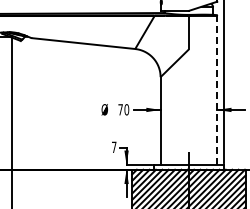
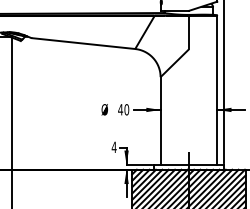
line: dashed -> solid (217, 89)
text: 70 -> 40 (120, 109)
text: 7 -> 4 (113, 146)
